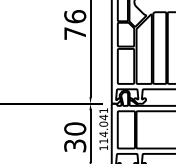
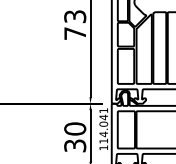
text: 76 -> 73 (75, 16)
